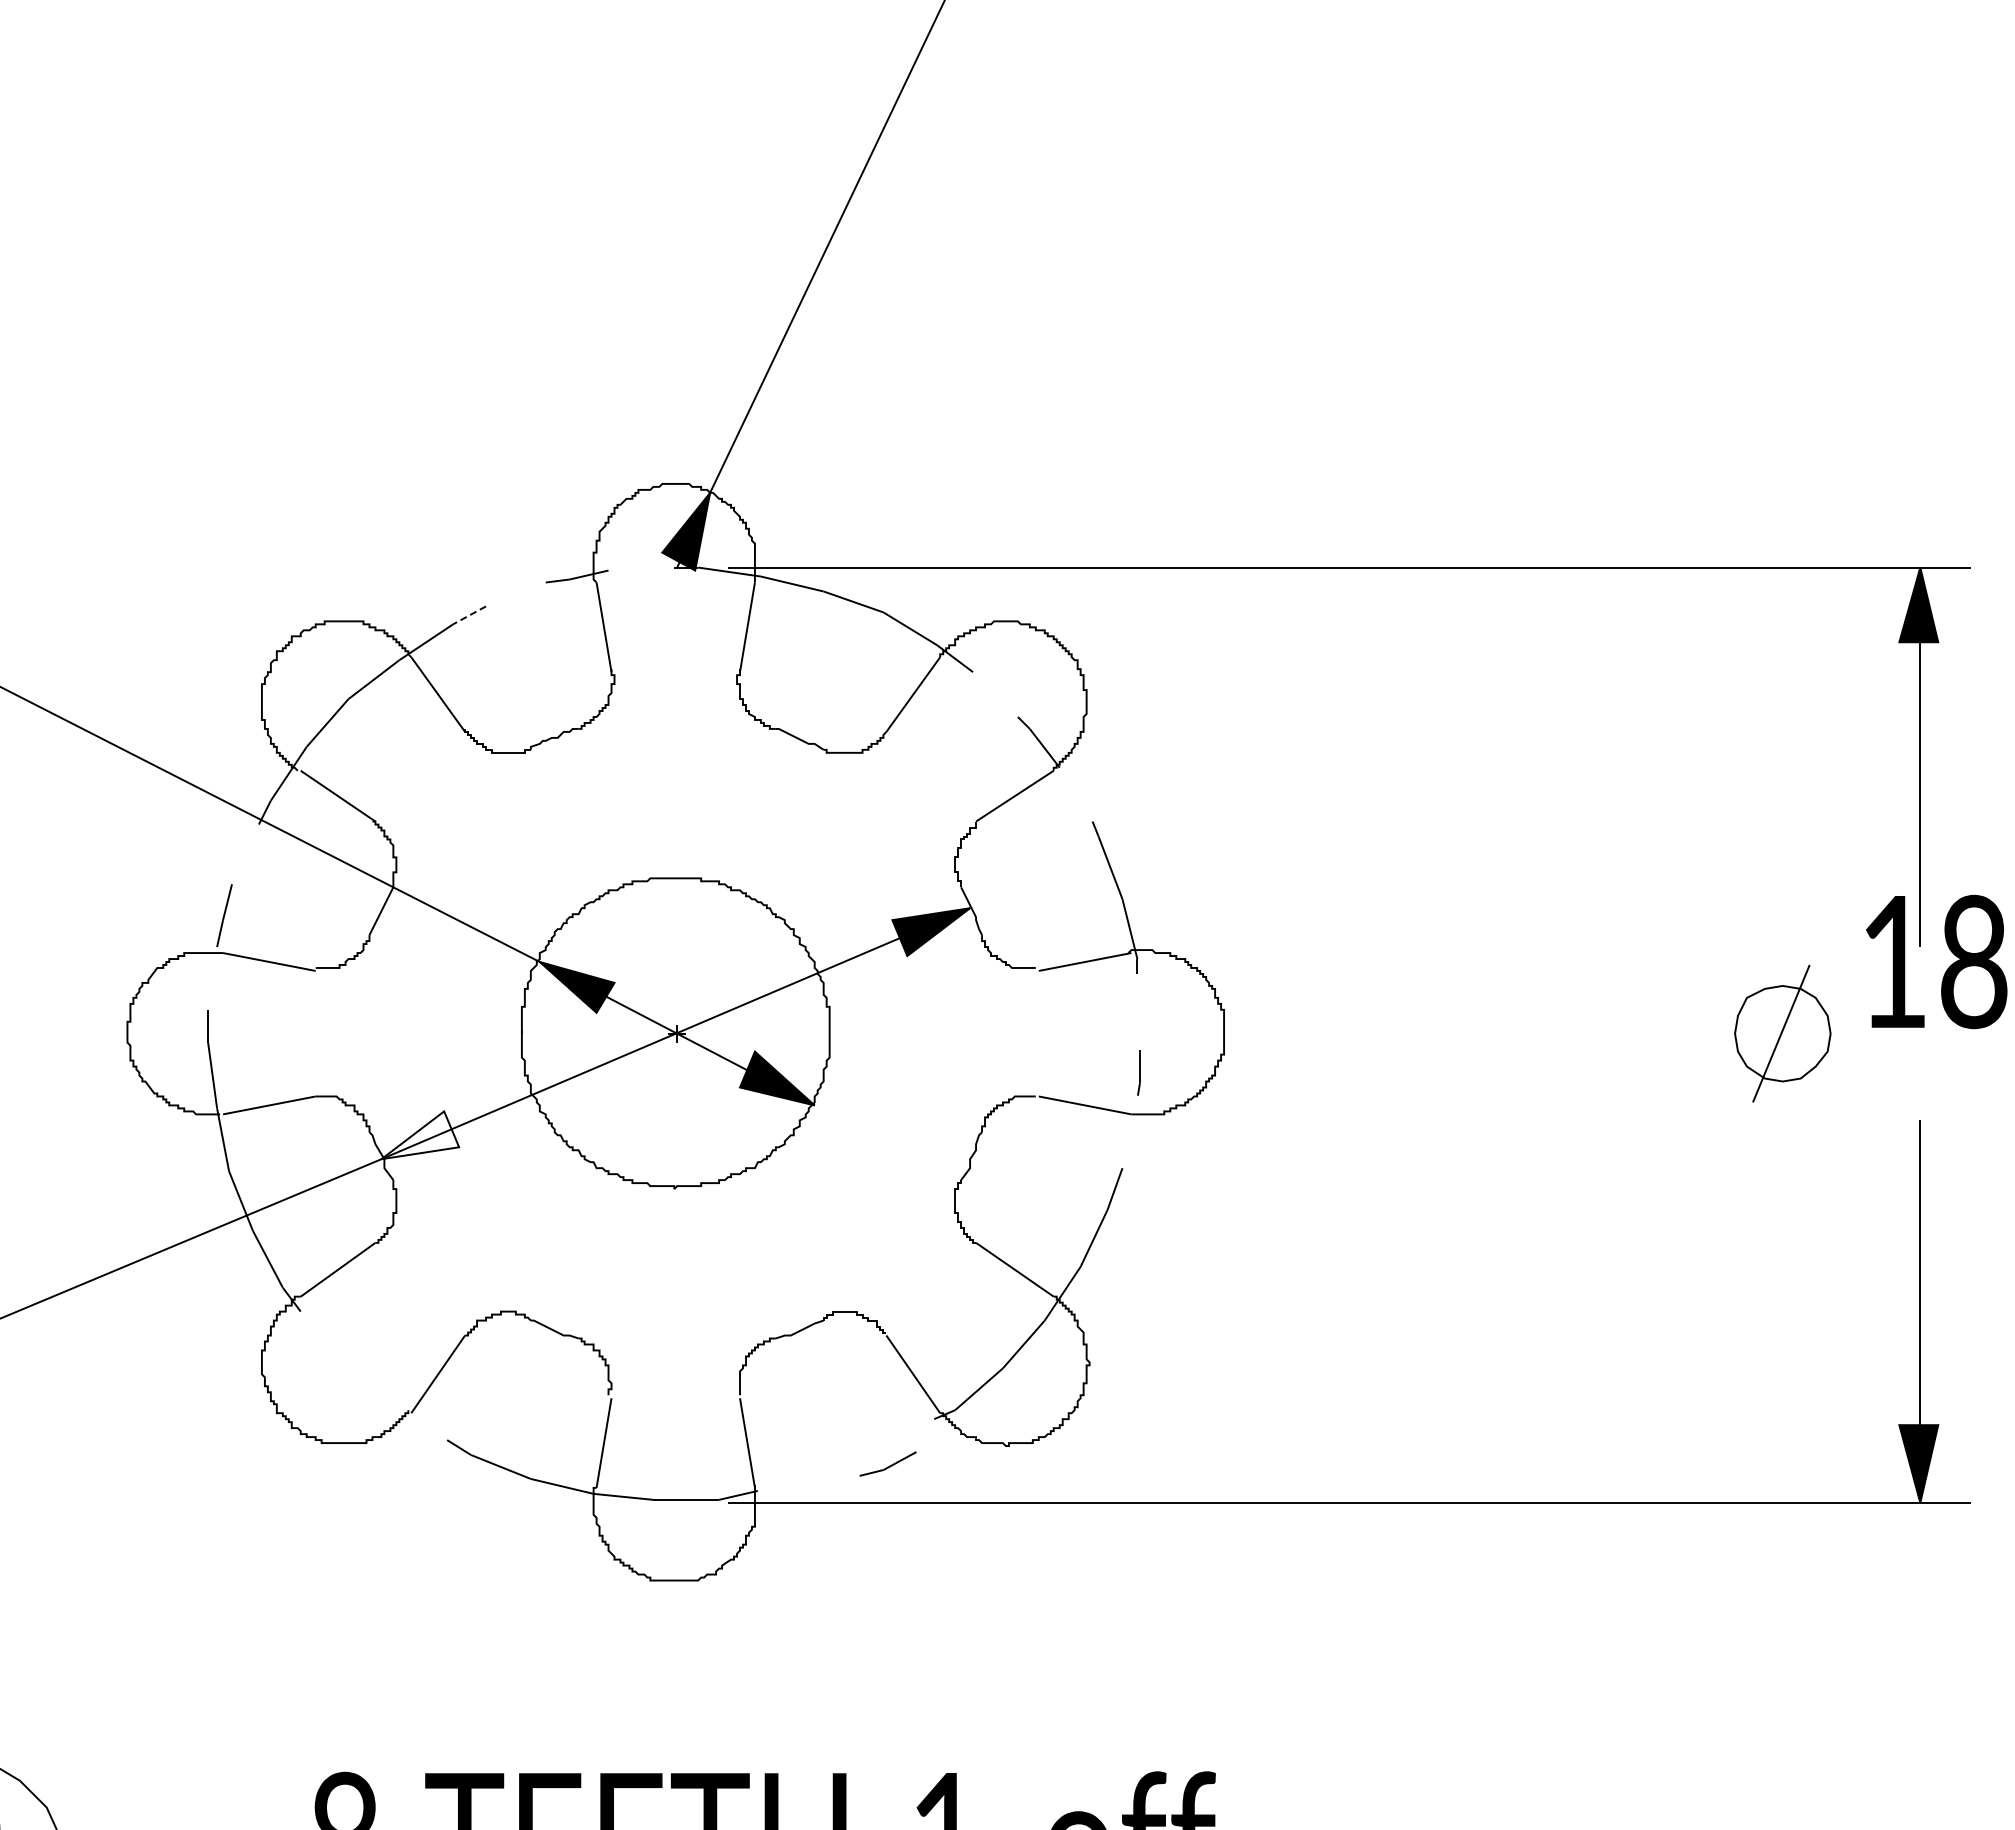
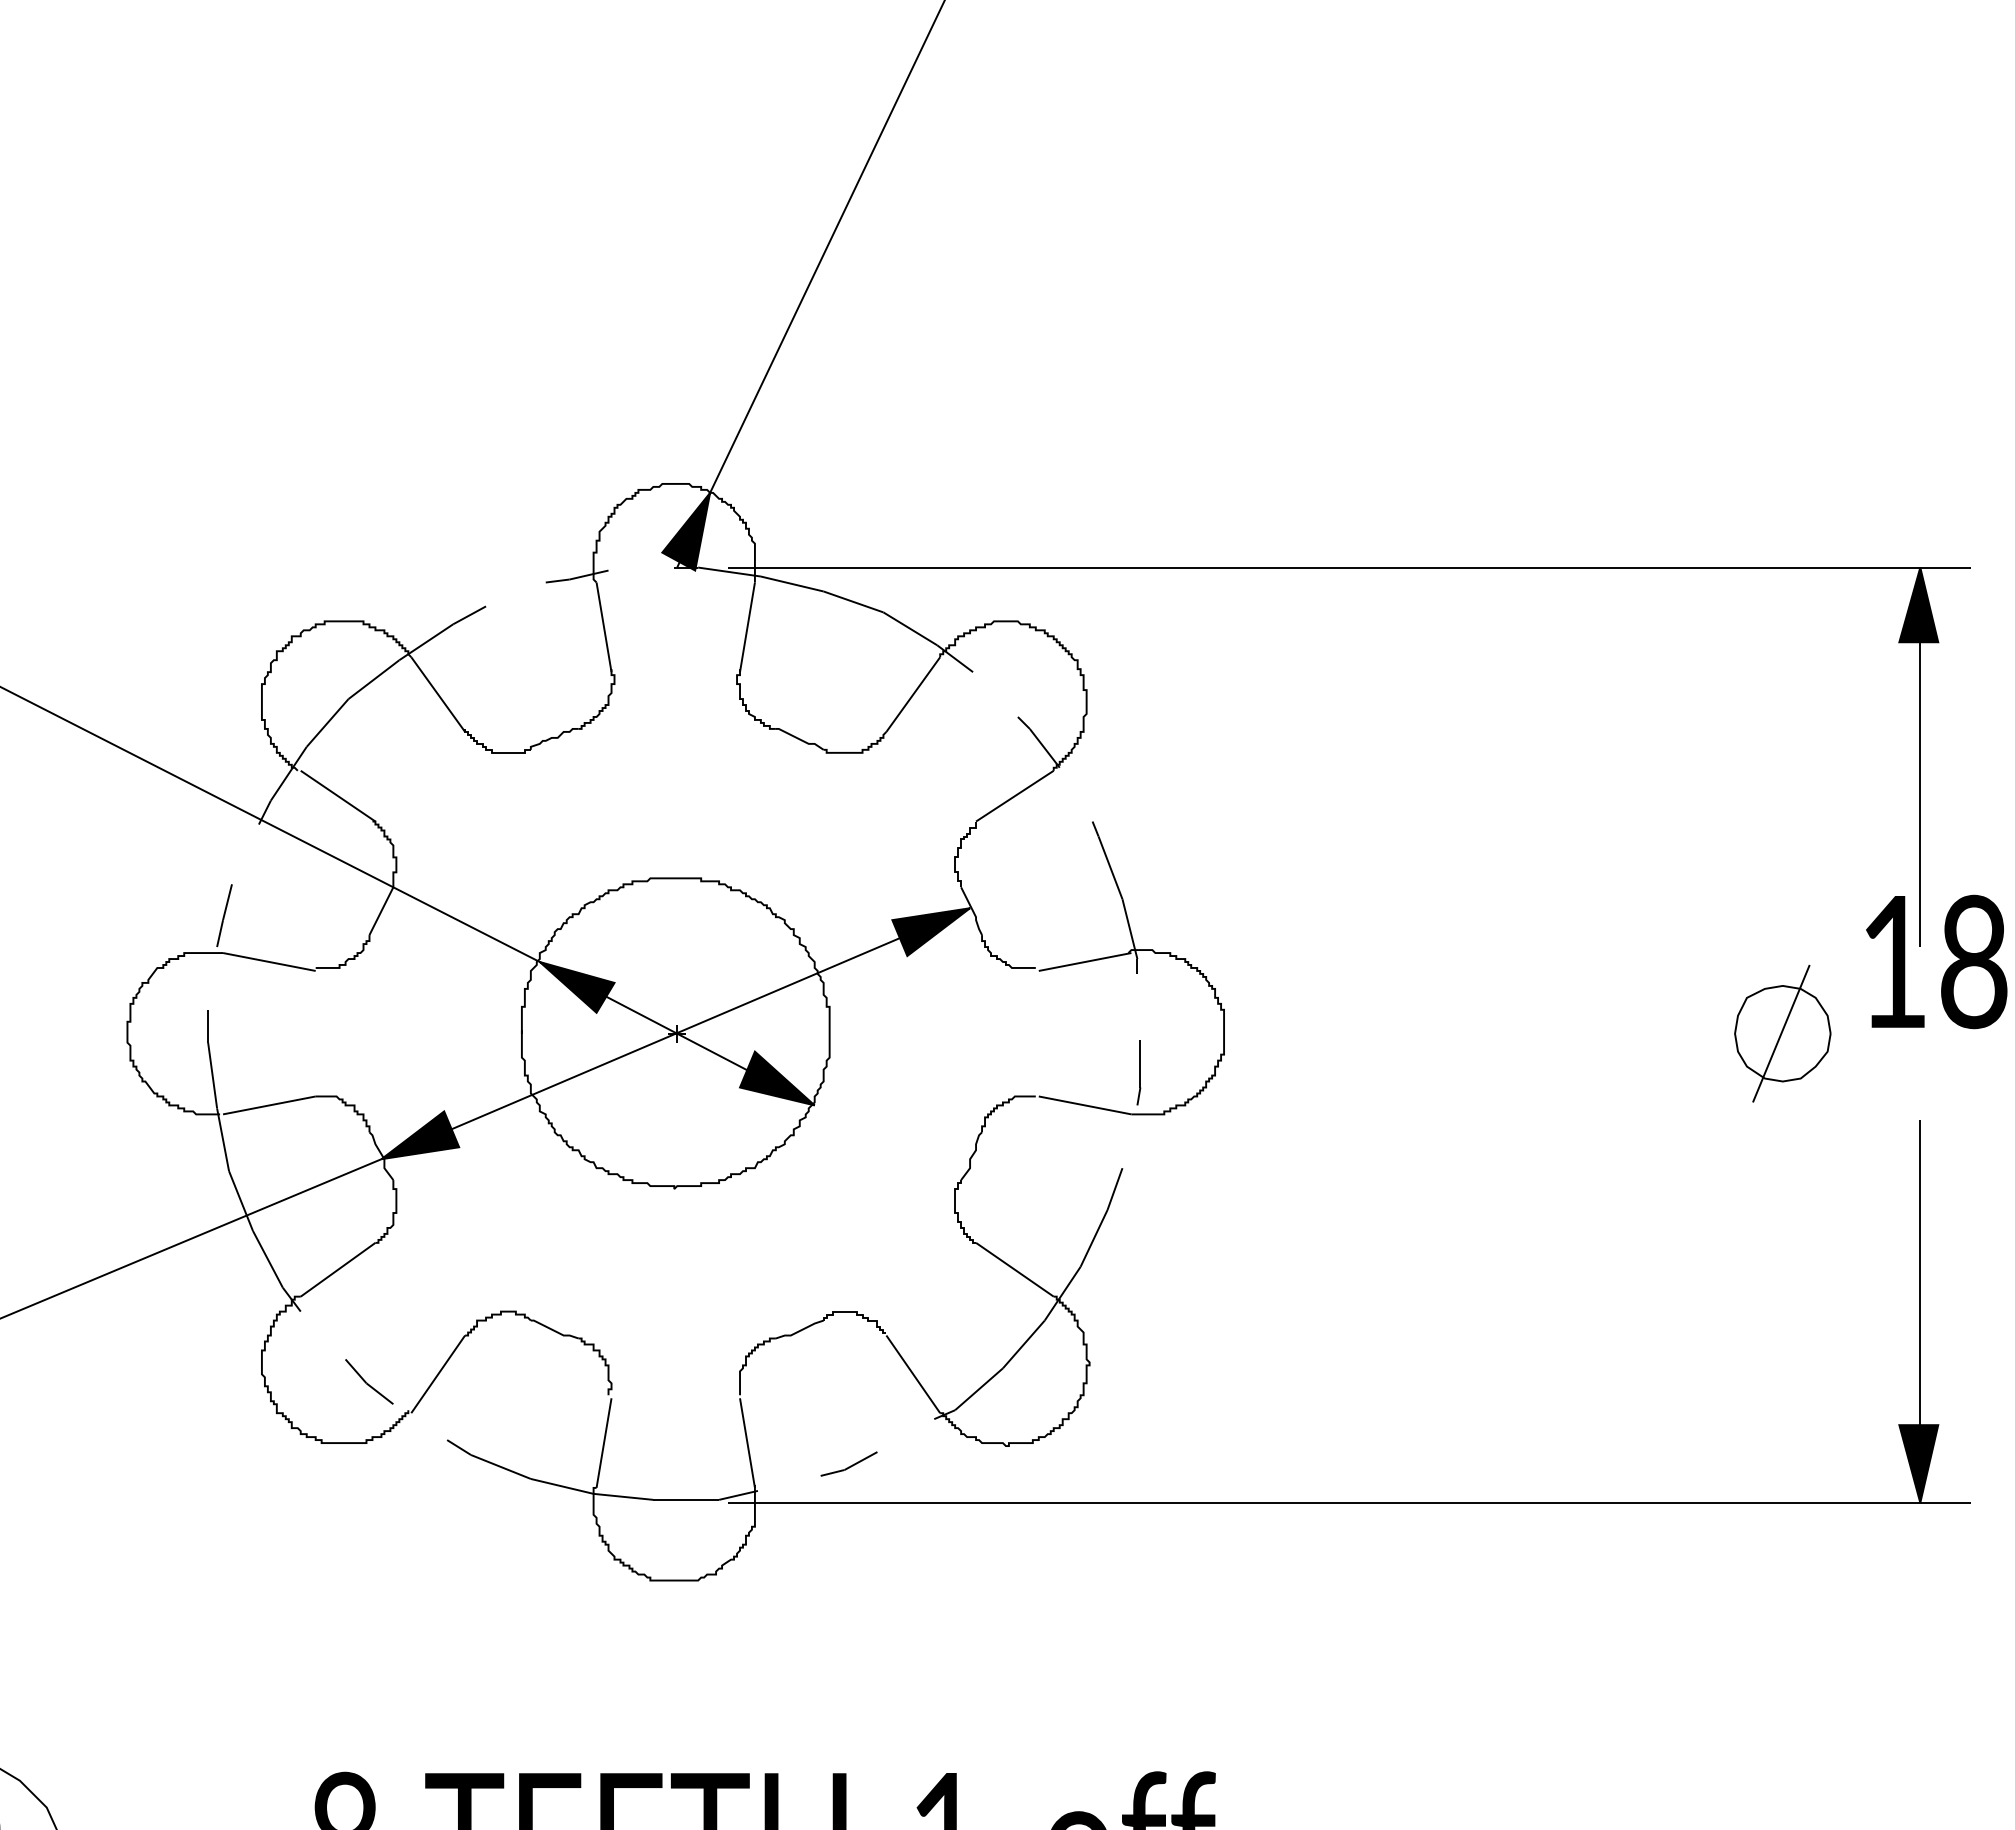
line: dashed -> solid (469, 615)
part size: 4x46 px -> 6x66 px (1138, 1072)
fill: none -> present (420, 1135)
part: none -> present (369, 1381)
part position: (887, 1463) -> (848, 1463) (848, 1463)
